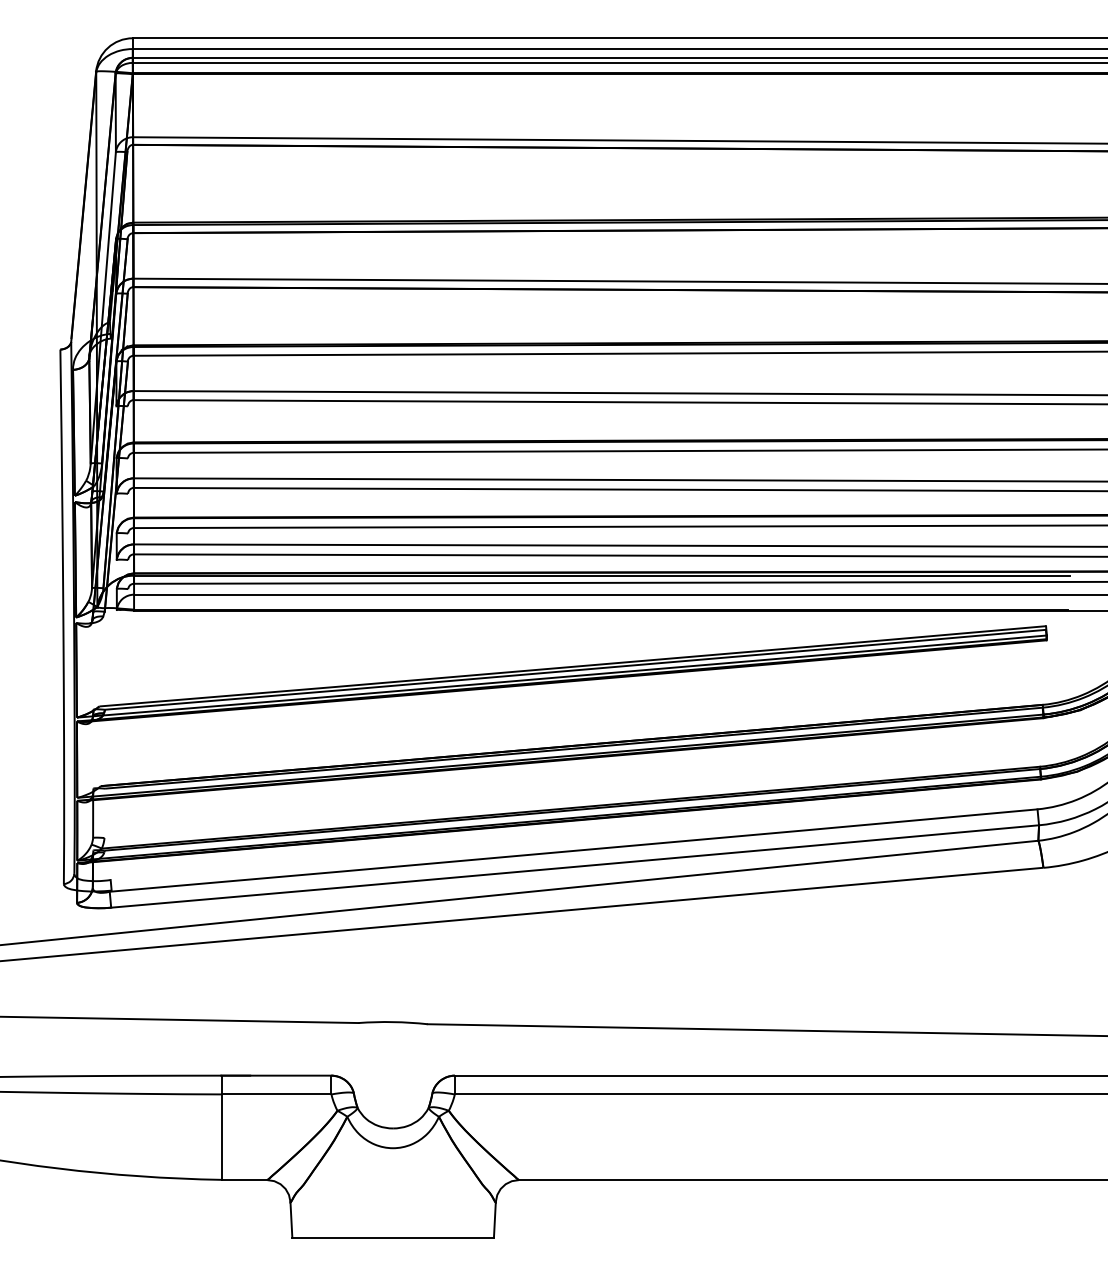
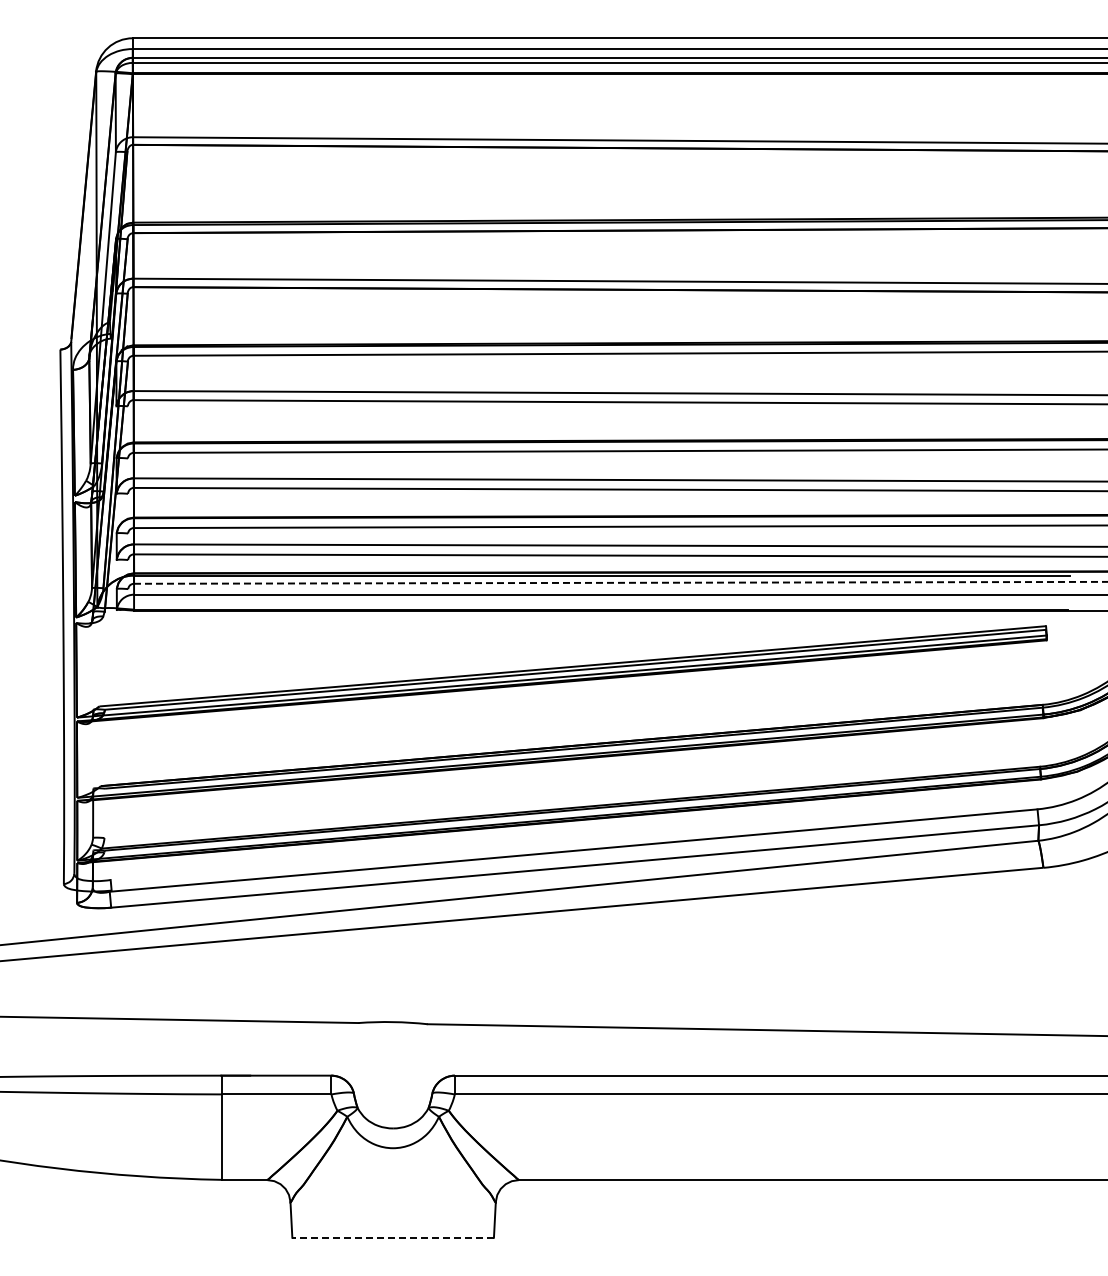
line: solid -> dashed (620, 582)
line: solid -> dashed (393, 1237)
